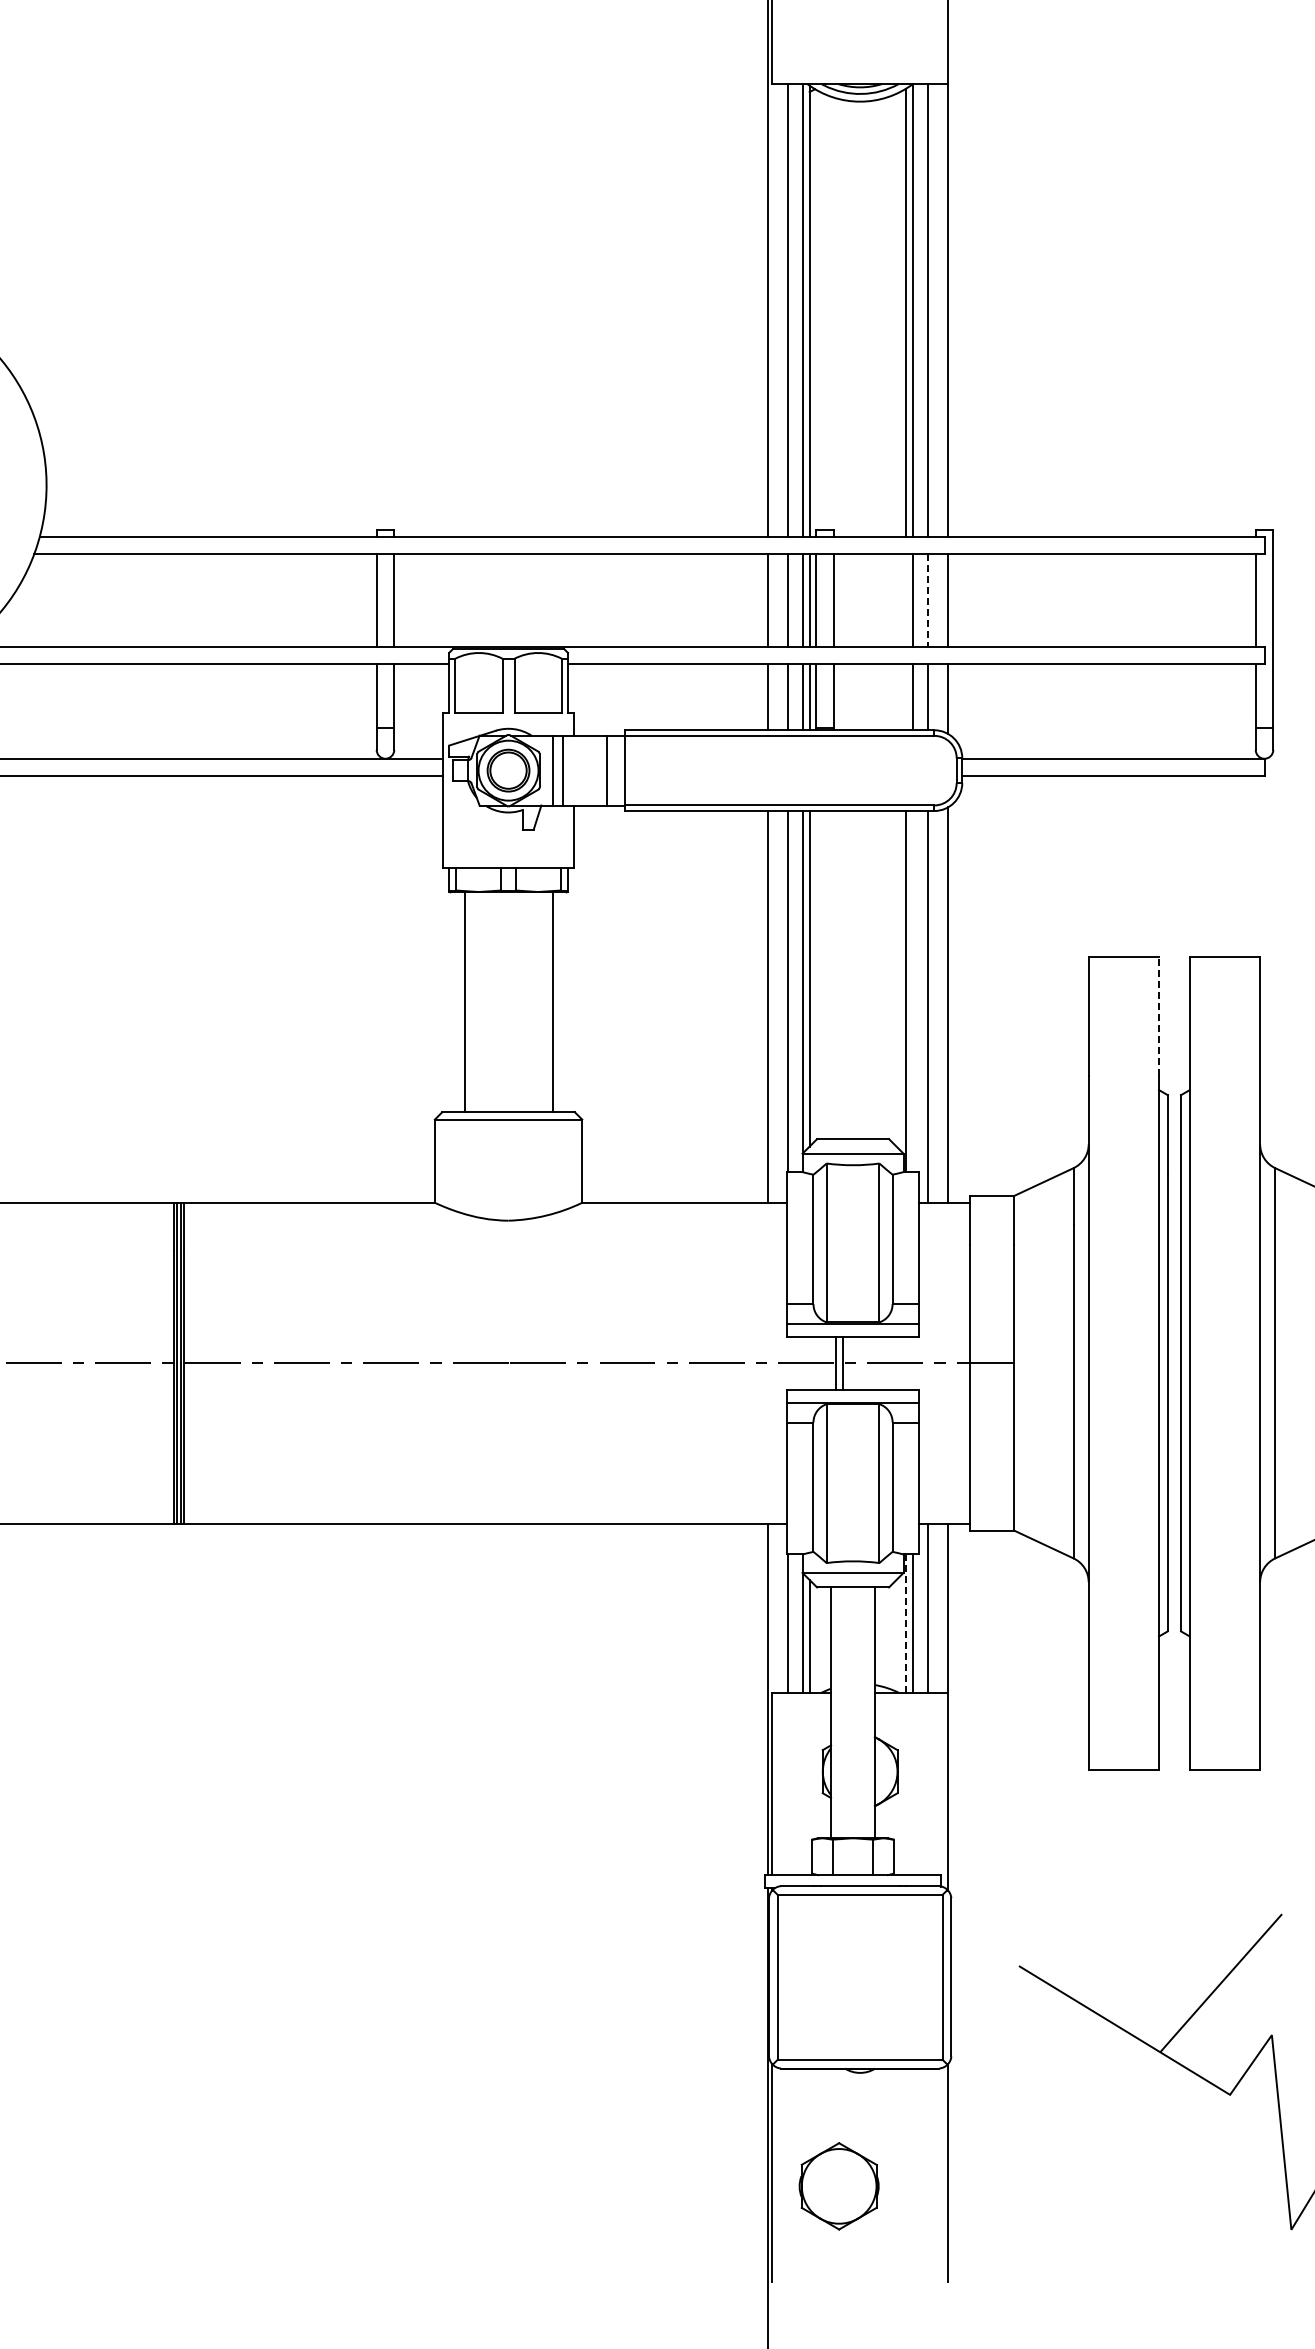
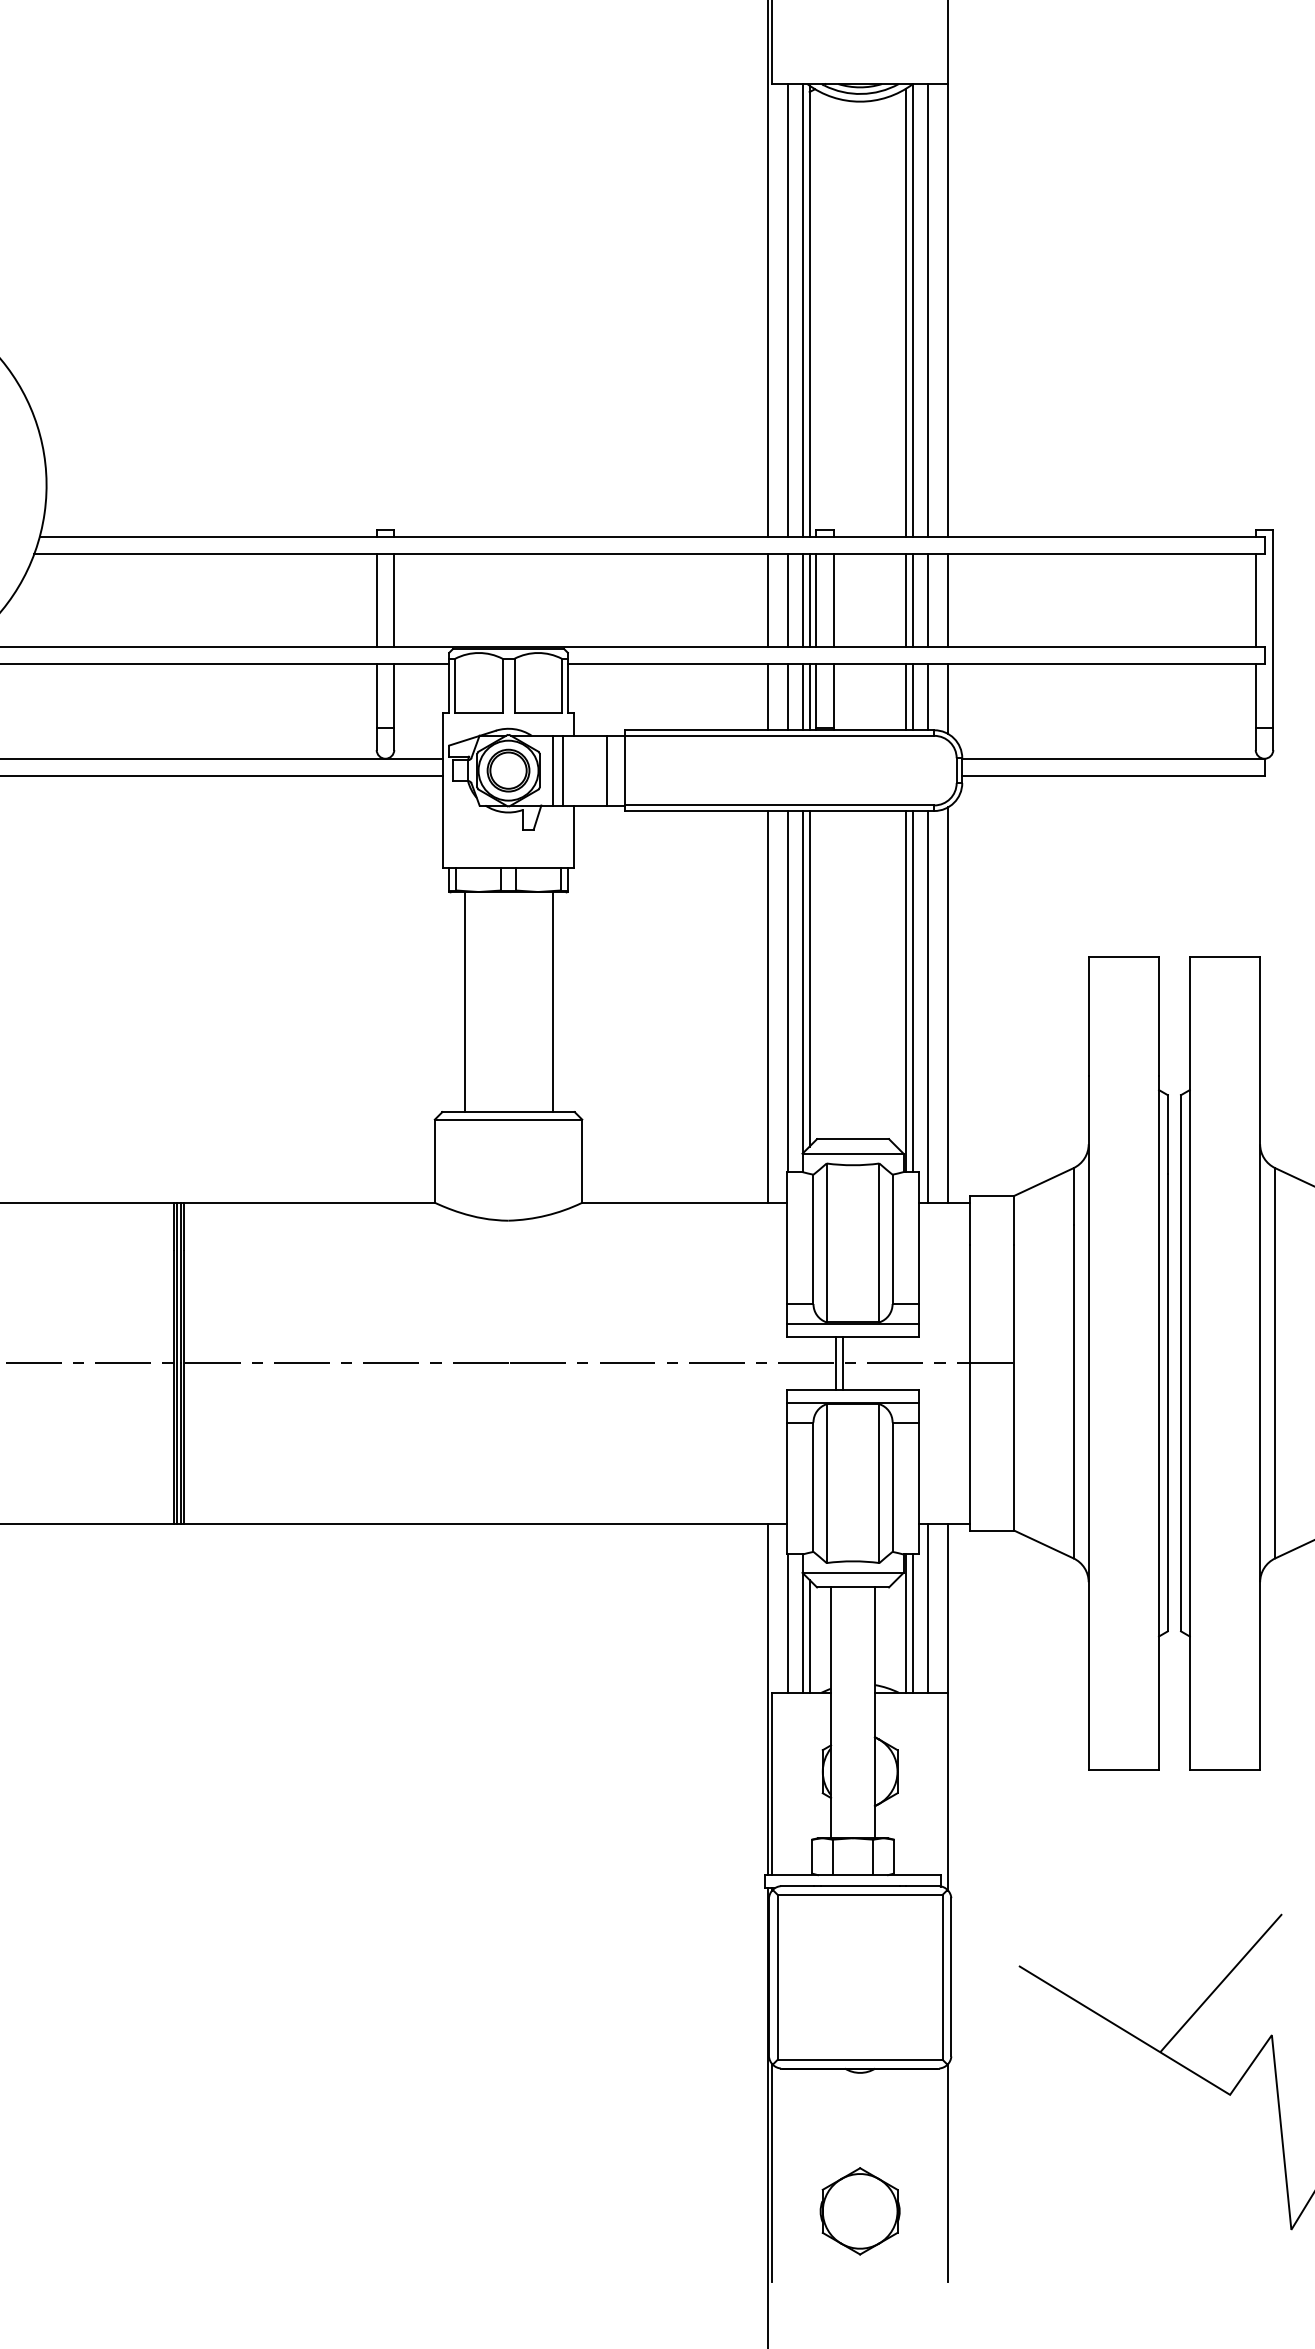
line: none -> present (906, 600)
line: dashed -> solid (928, 600)
line: none -> present (906, 697)
line: none -> present (912, 991)
line: dashed -> solid (1159, 1016)
line: dashed -> solid (906, 1624)
part position: (838, 2186) -> (859, 2211) (859, 2211)
